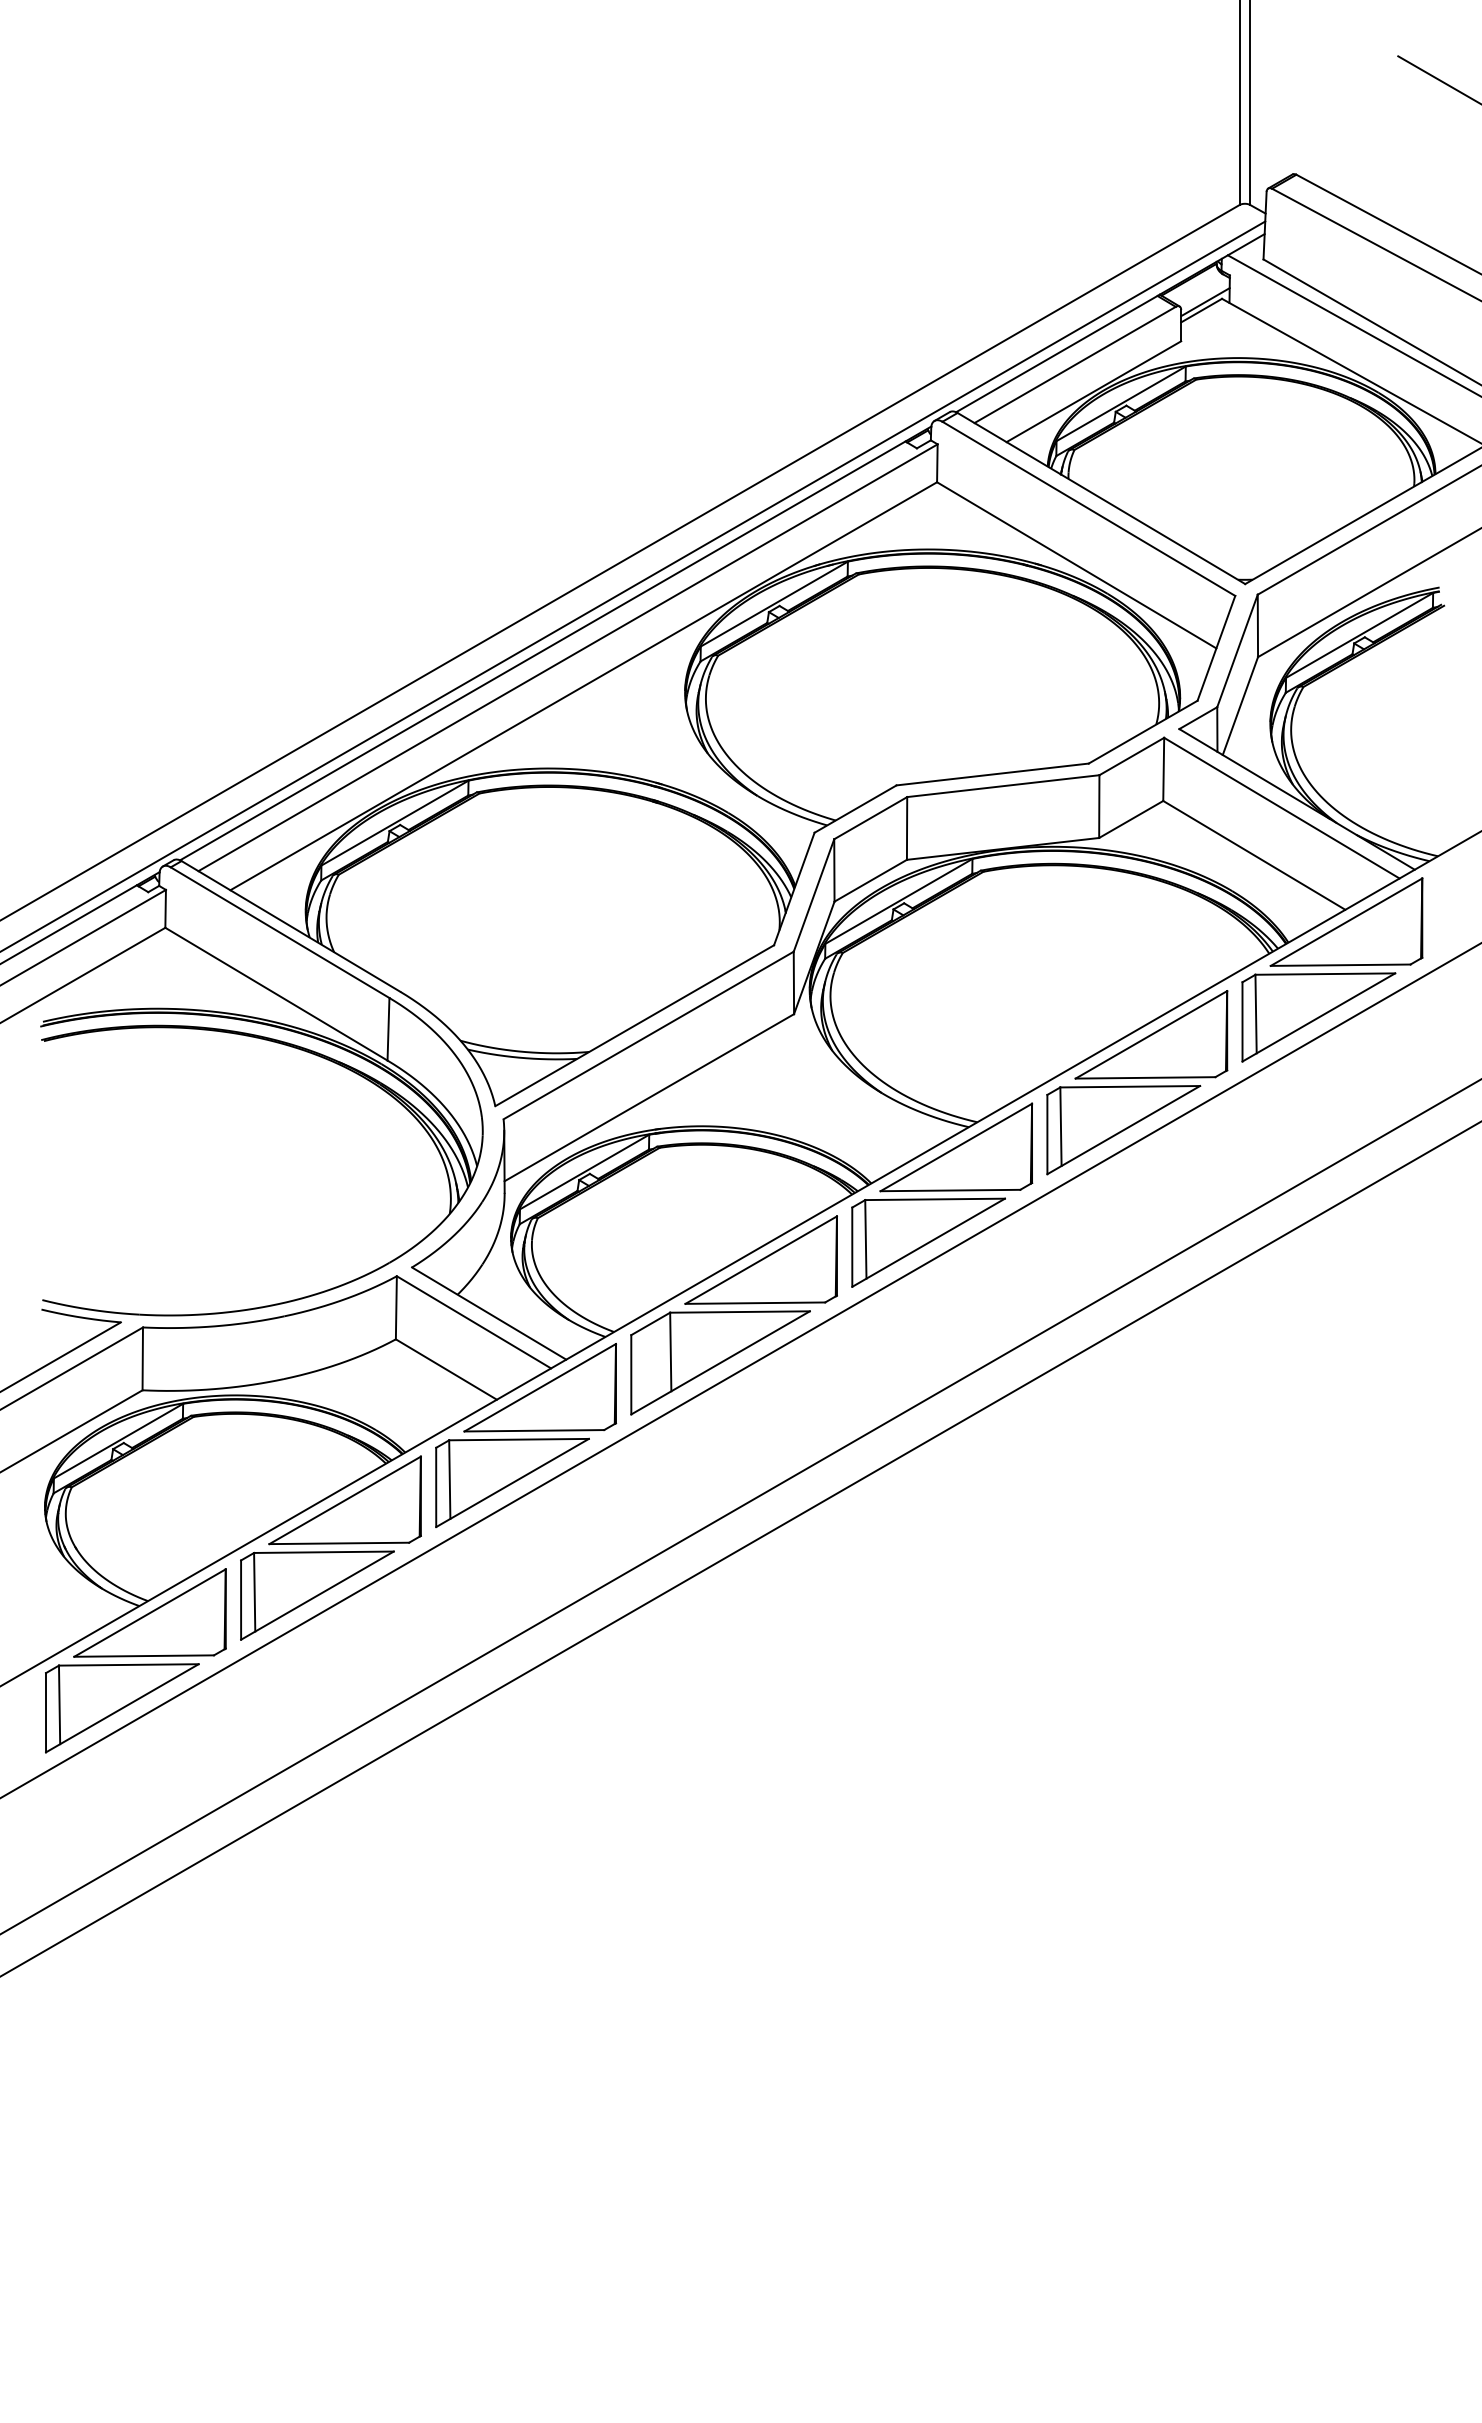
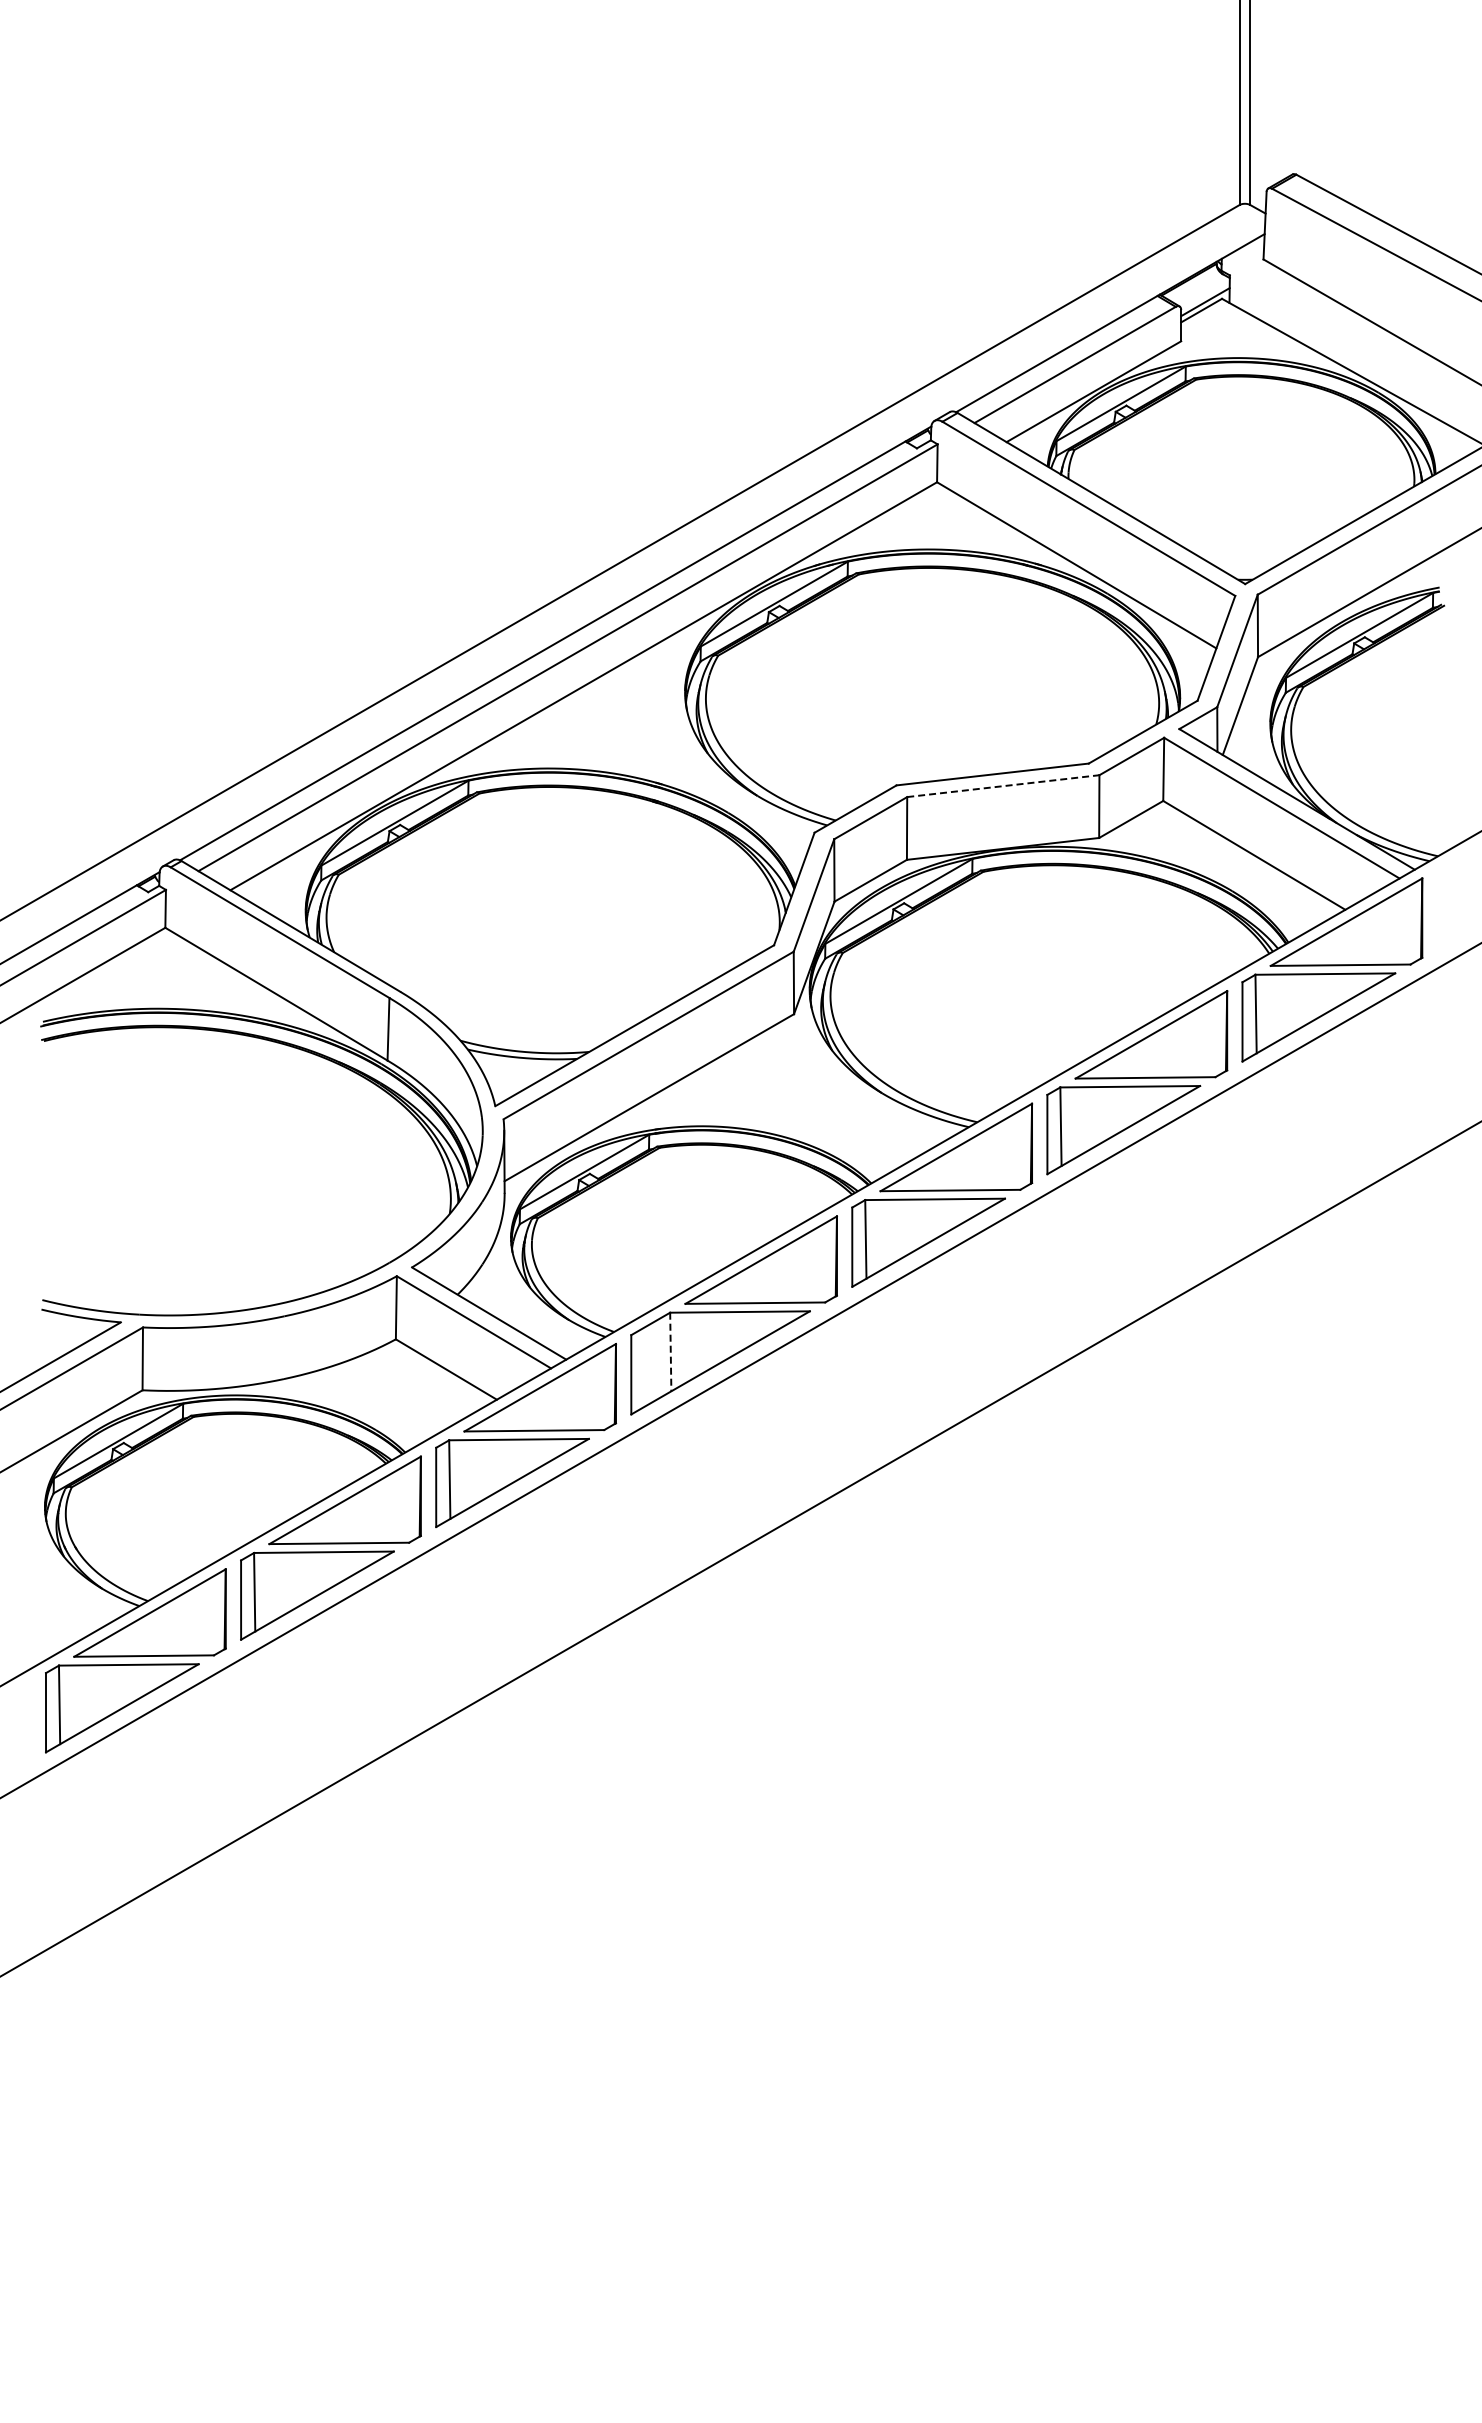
line: present -> none (1438, 79)
line: present -> none (1352, 325)
line: present -> none (633, 585)
line: solid -> dashed (1003, 786)
line: solid -> dashed (670, 1352)
line: present -> none (740, 1506)
